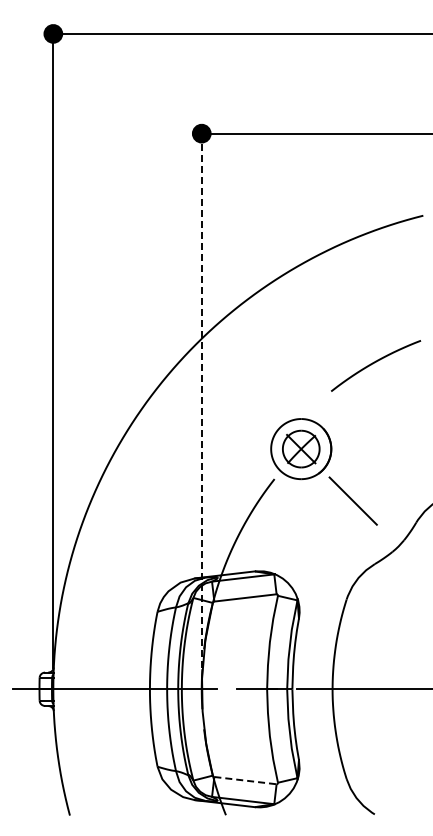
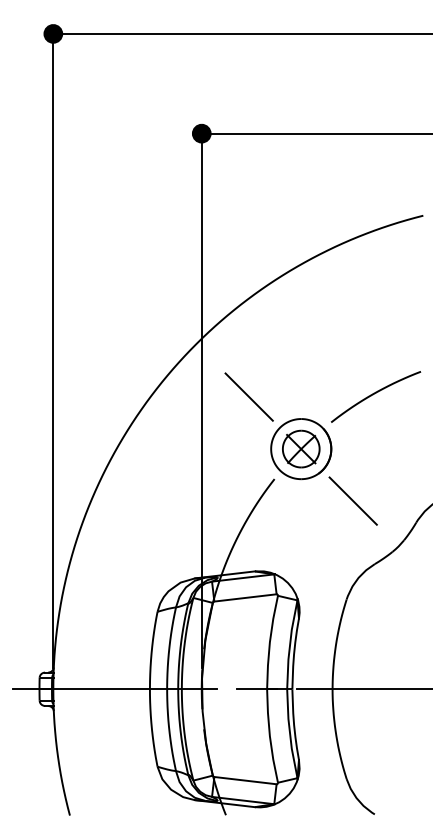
curve position: (374, 363) -> (374, 394) (374, 394)
line: none -> present (248, 396)
line: dashed -> solid (201, 400)
line: dashed -> solid (245, 780)
